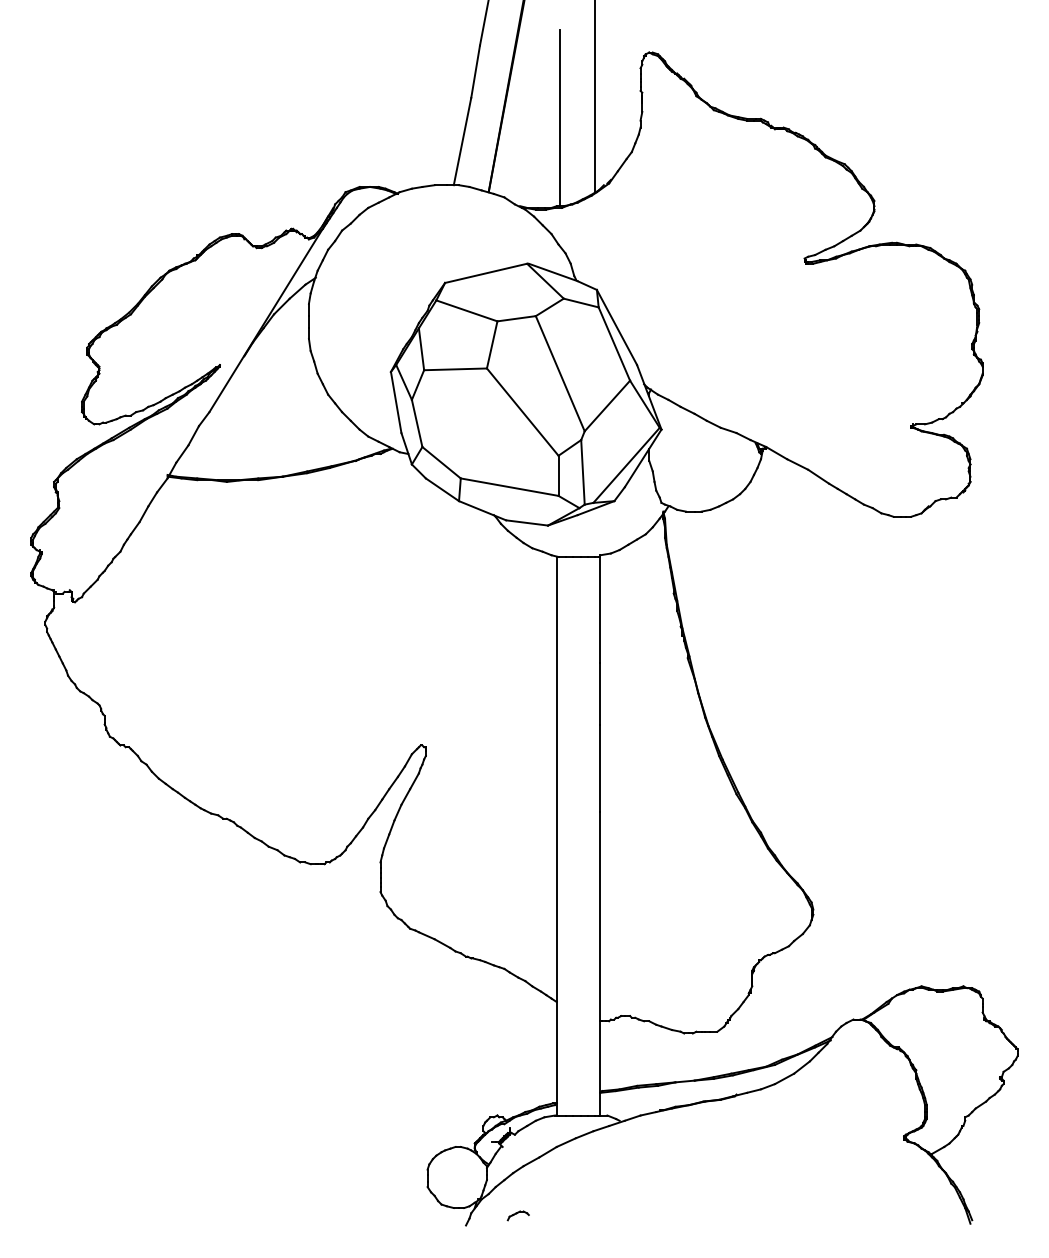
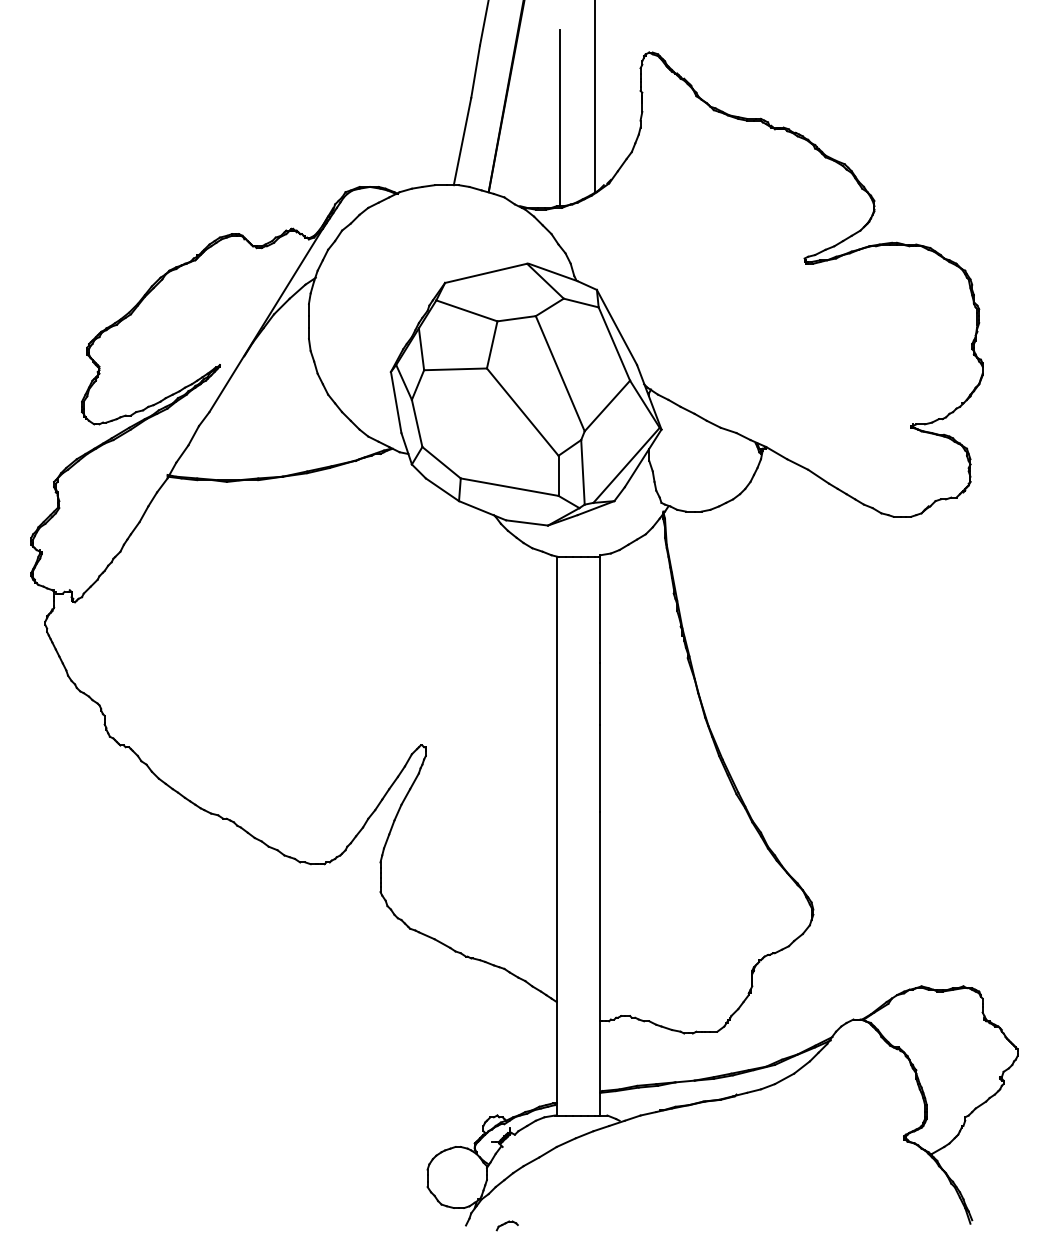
part position: (517, 1215) -> (506, 1225) (506, 1225)
